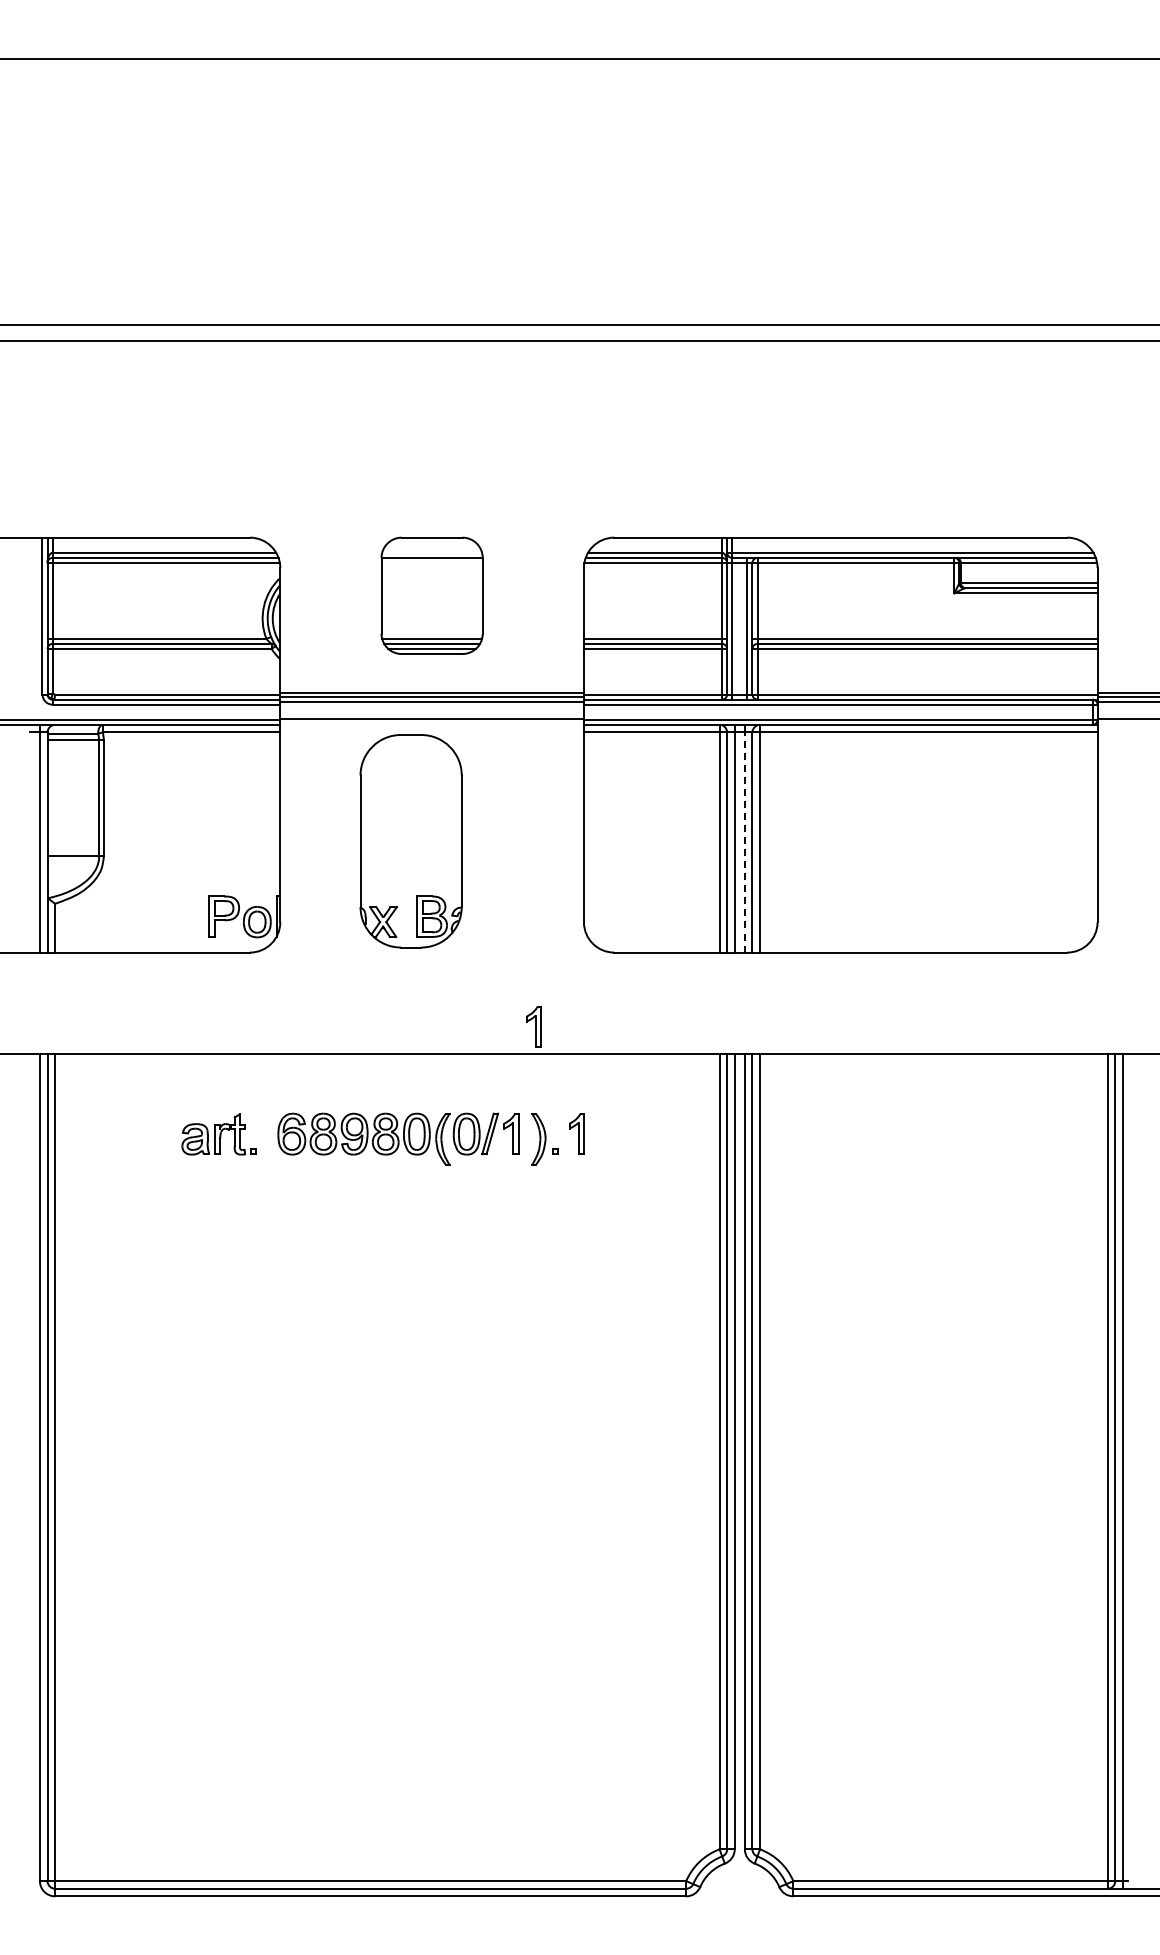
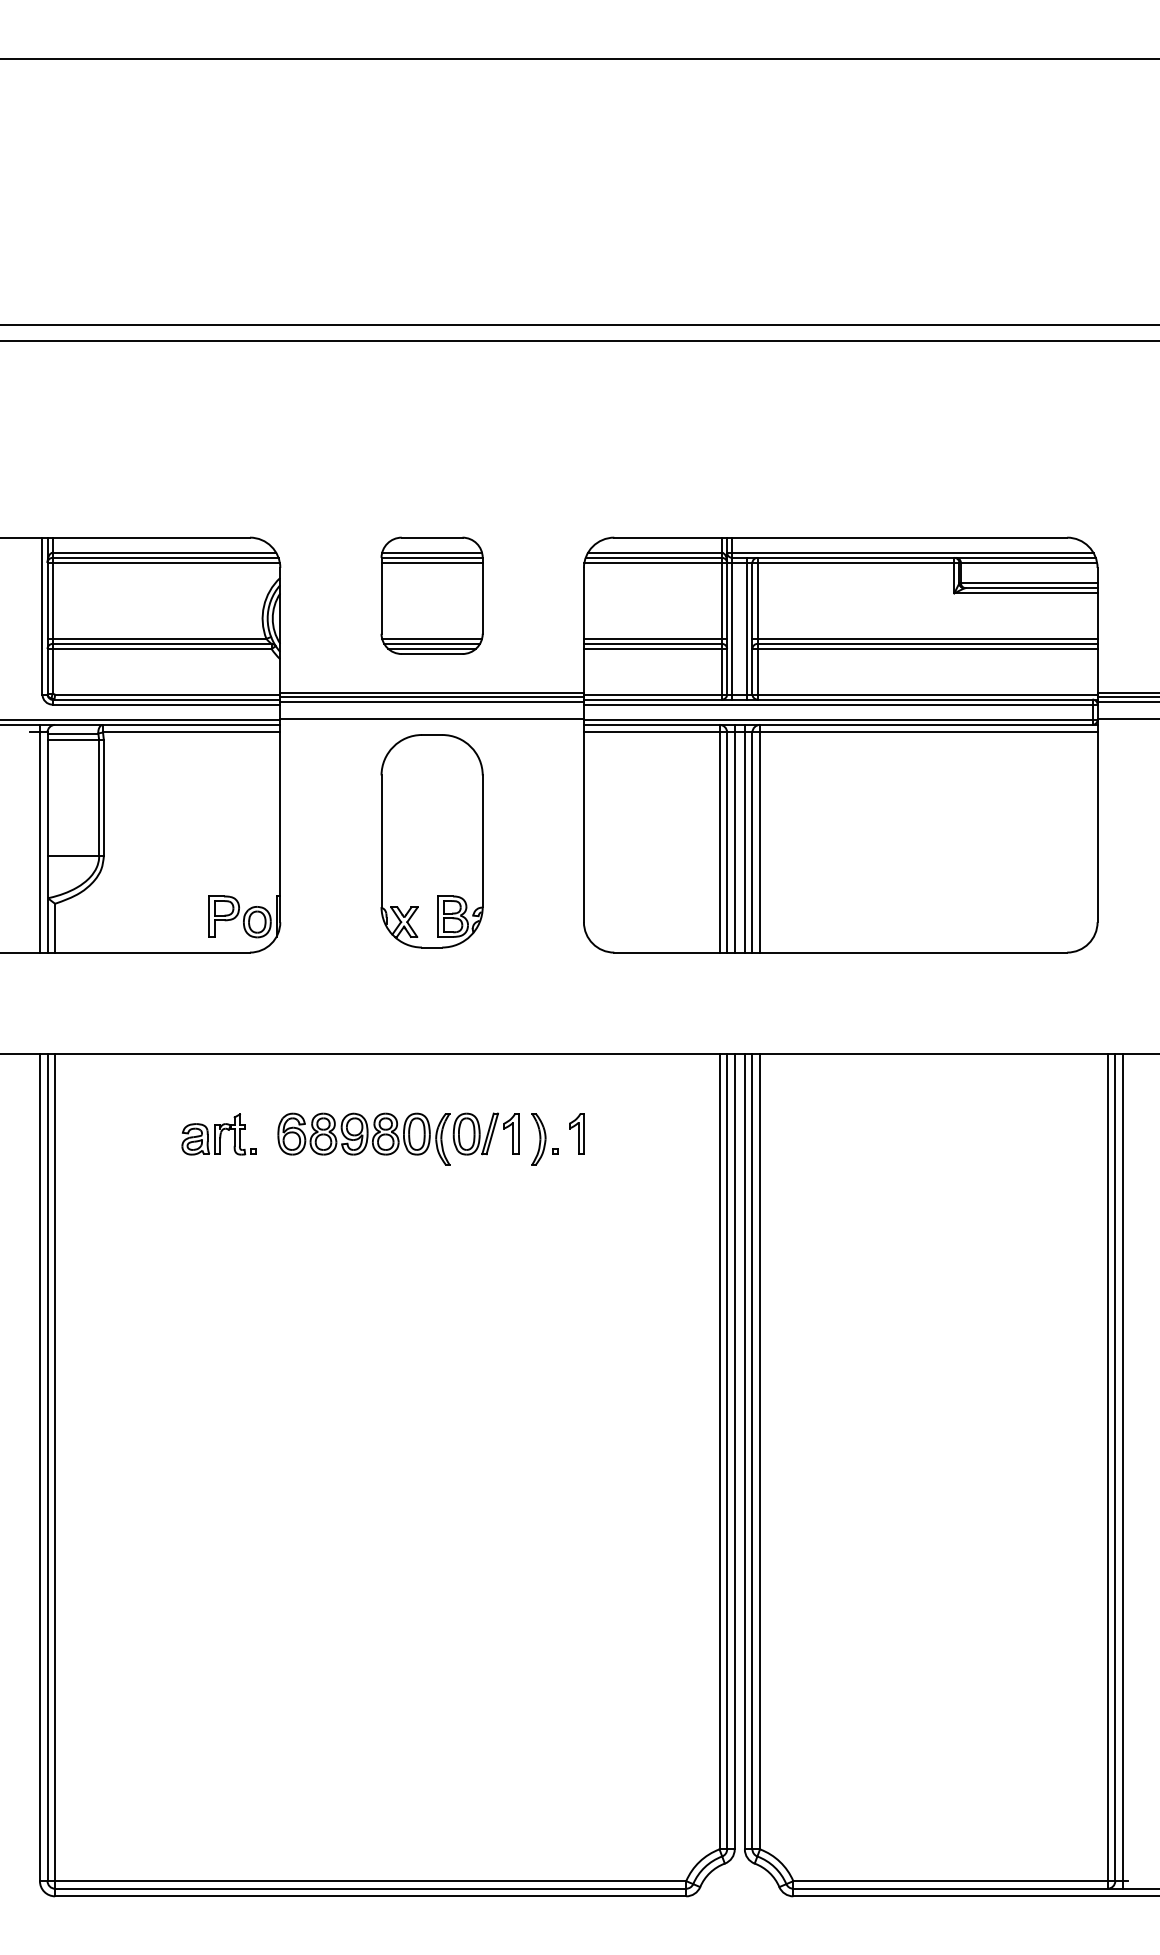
line: none -> present (432, 552)
line: none -> present (431, 562)
part position: (410, 841) -> (431, 841) (431, 841)
line: dashed -> solid (744, 842)
part: present -> none (533, 1026)
